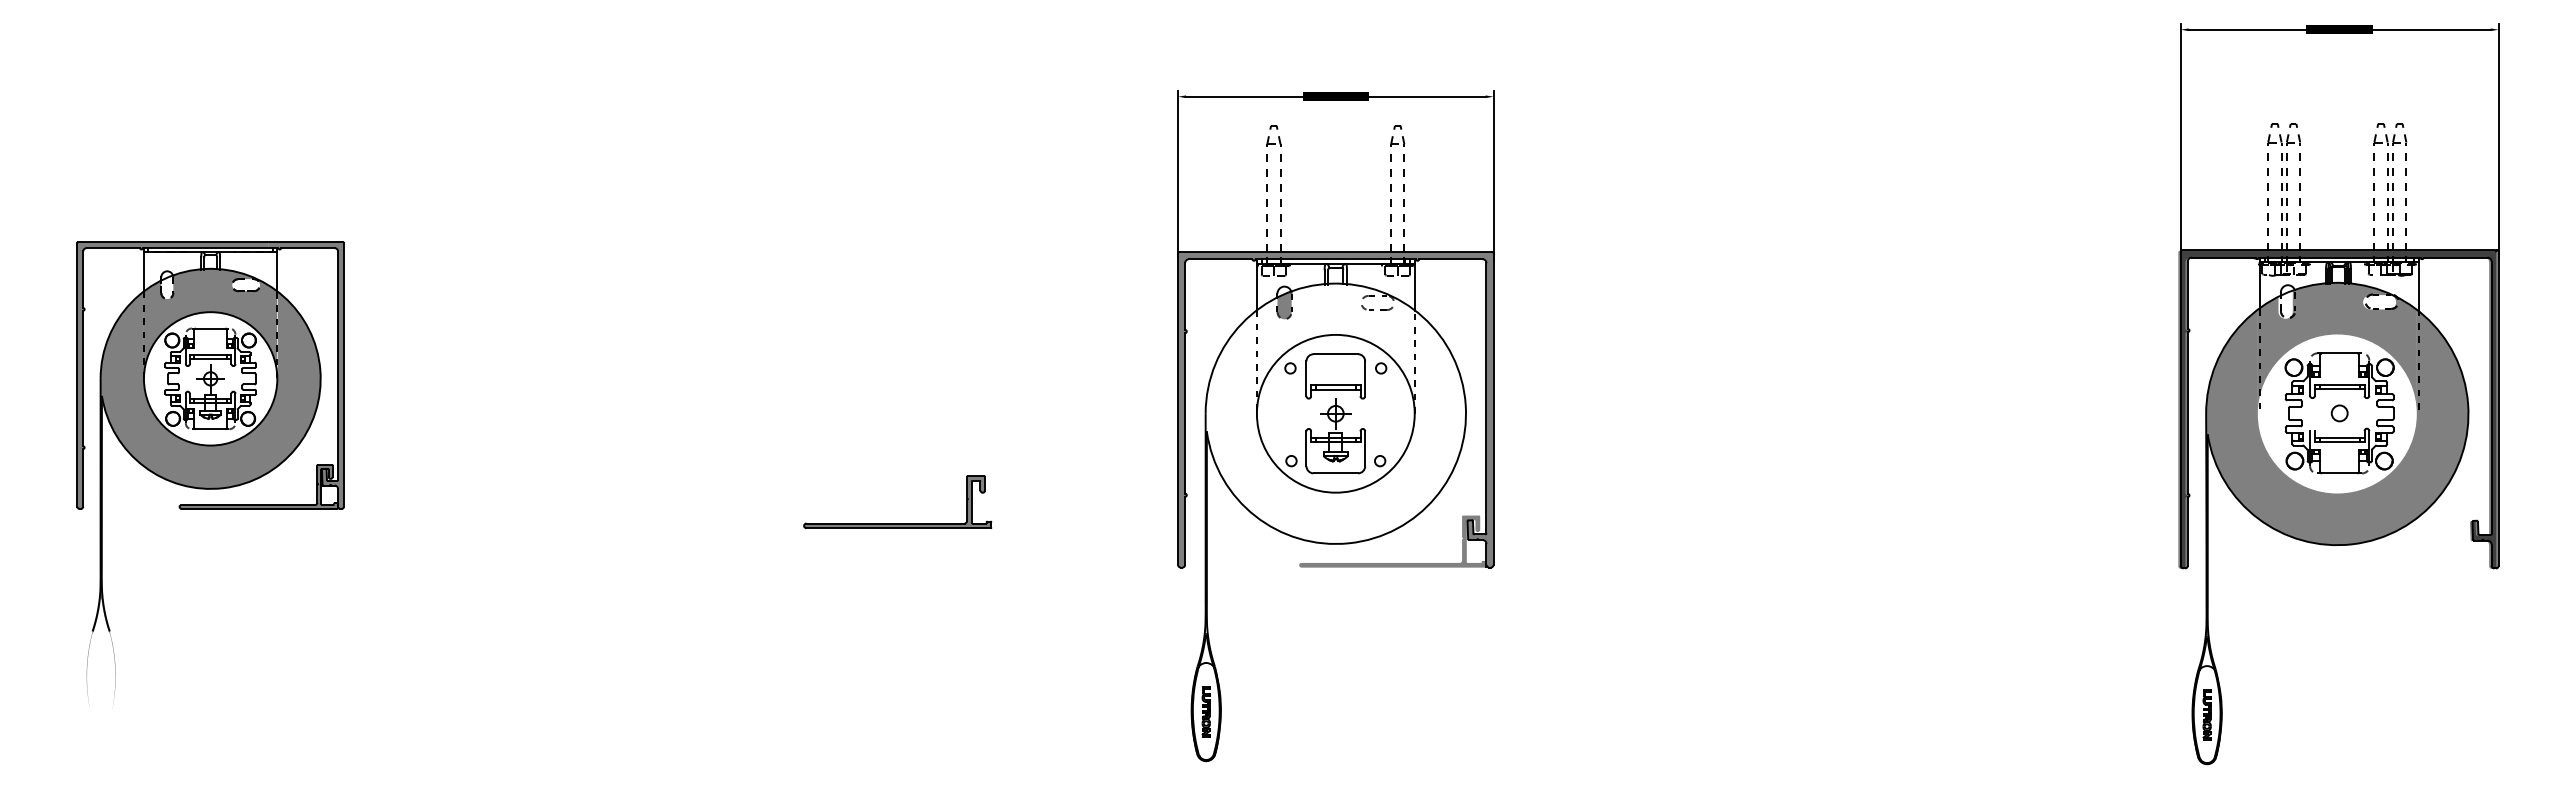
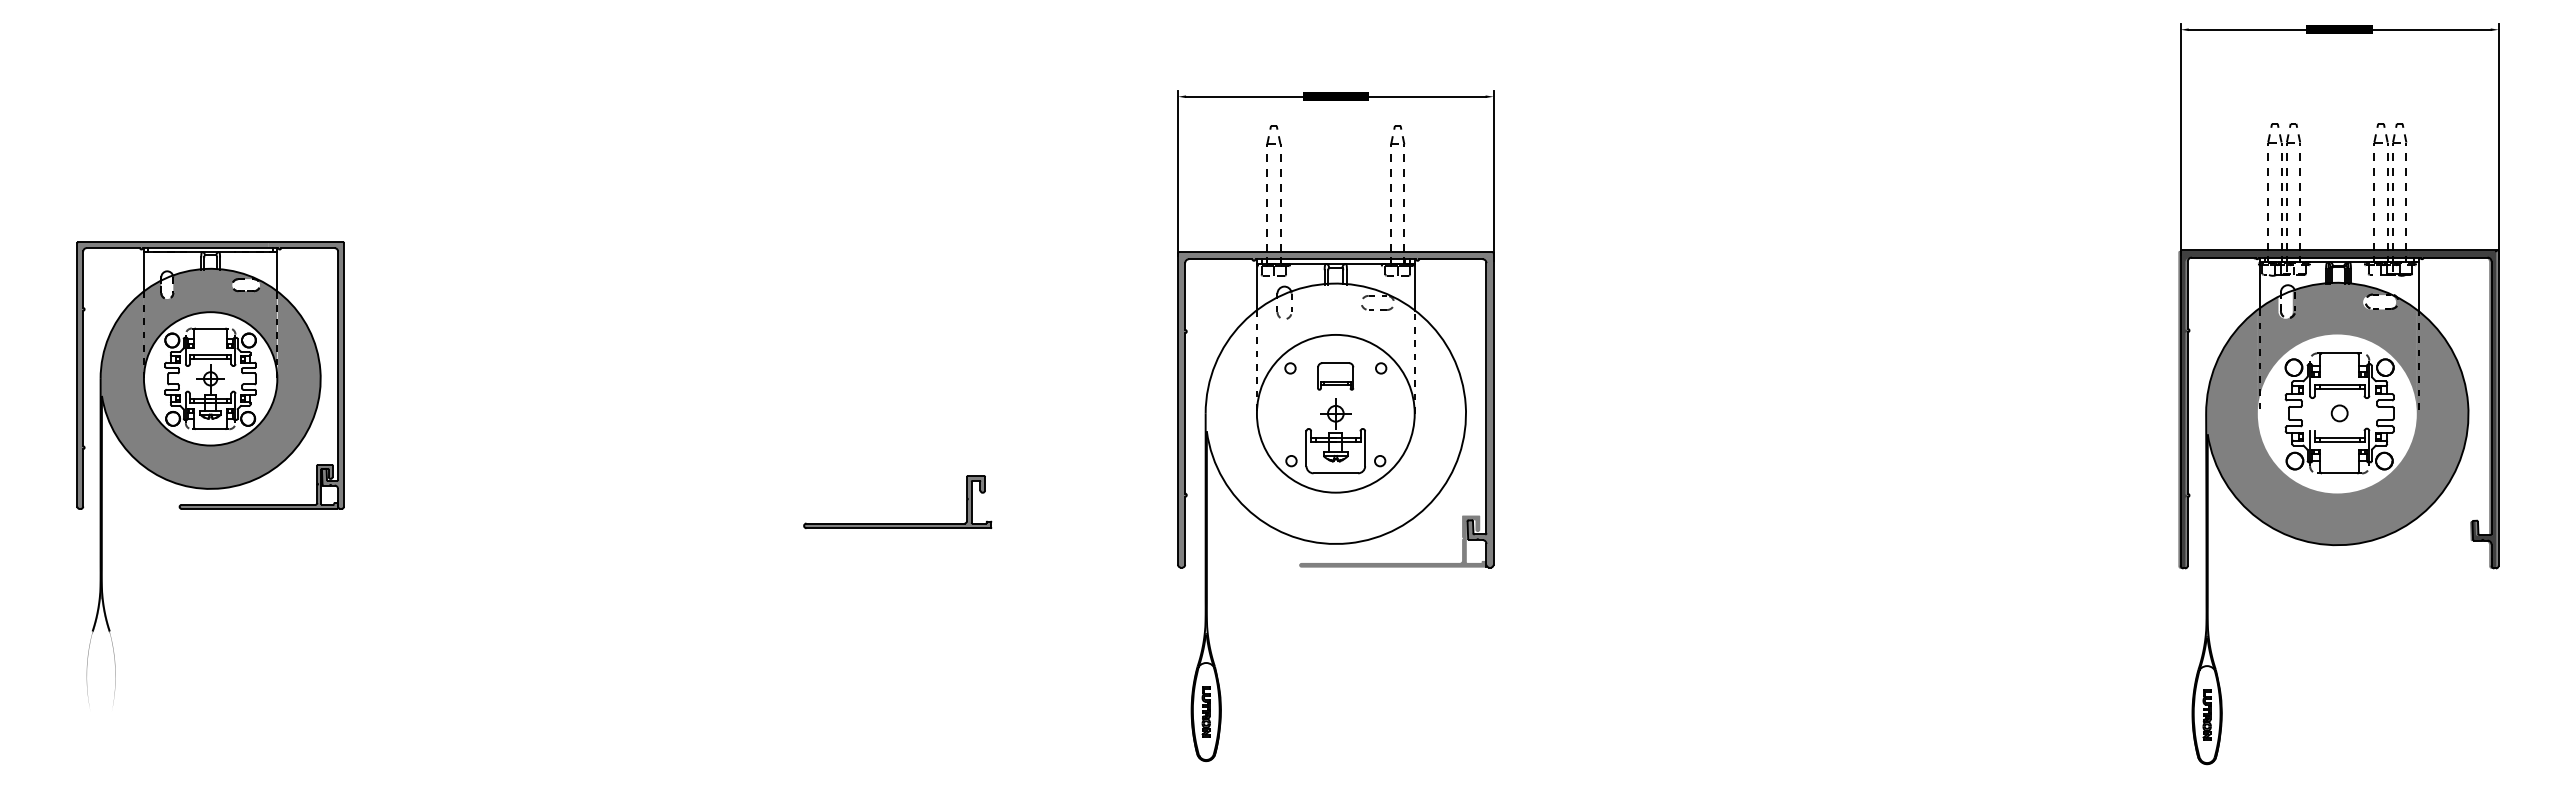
fill: present -> none (1284, 305)
part size: 61x47 px -> 38x29 px (1335, 376)
